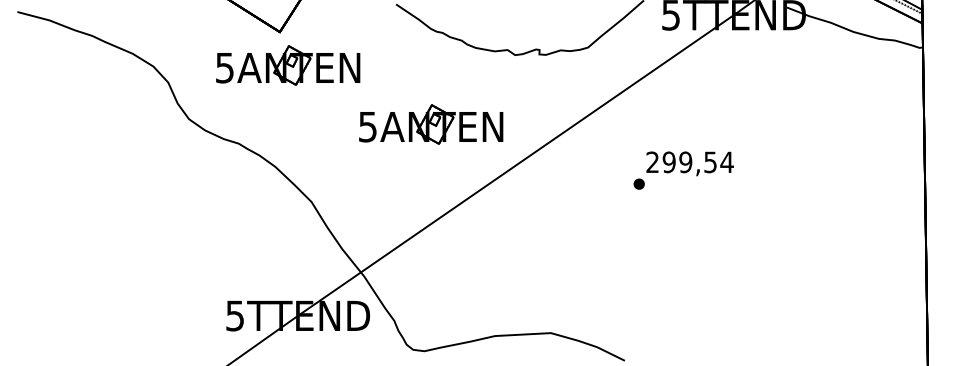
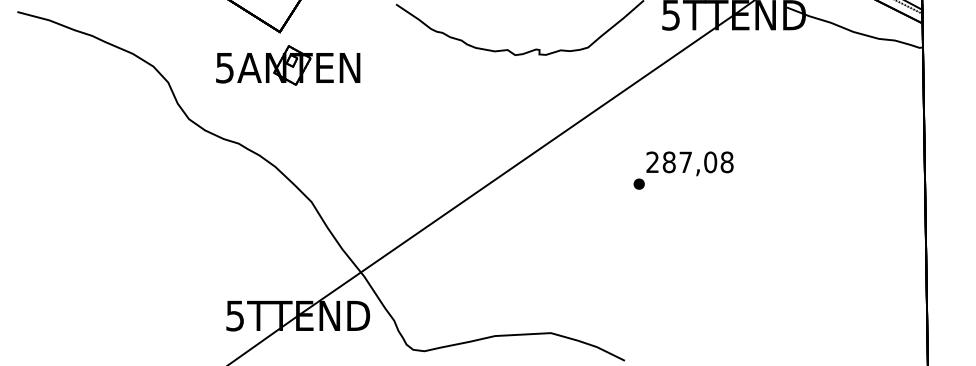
part: present -> none (431, 124)
text: 299,54 -> 287,08 (697, 162)
